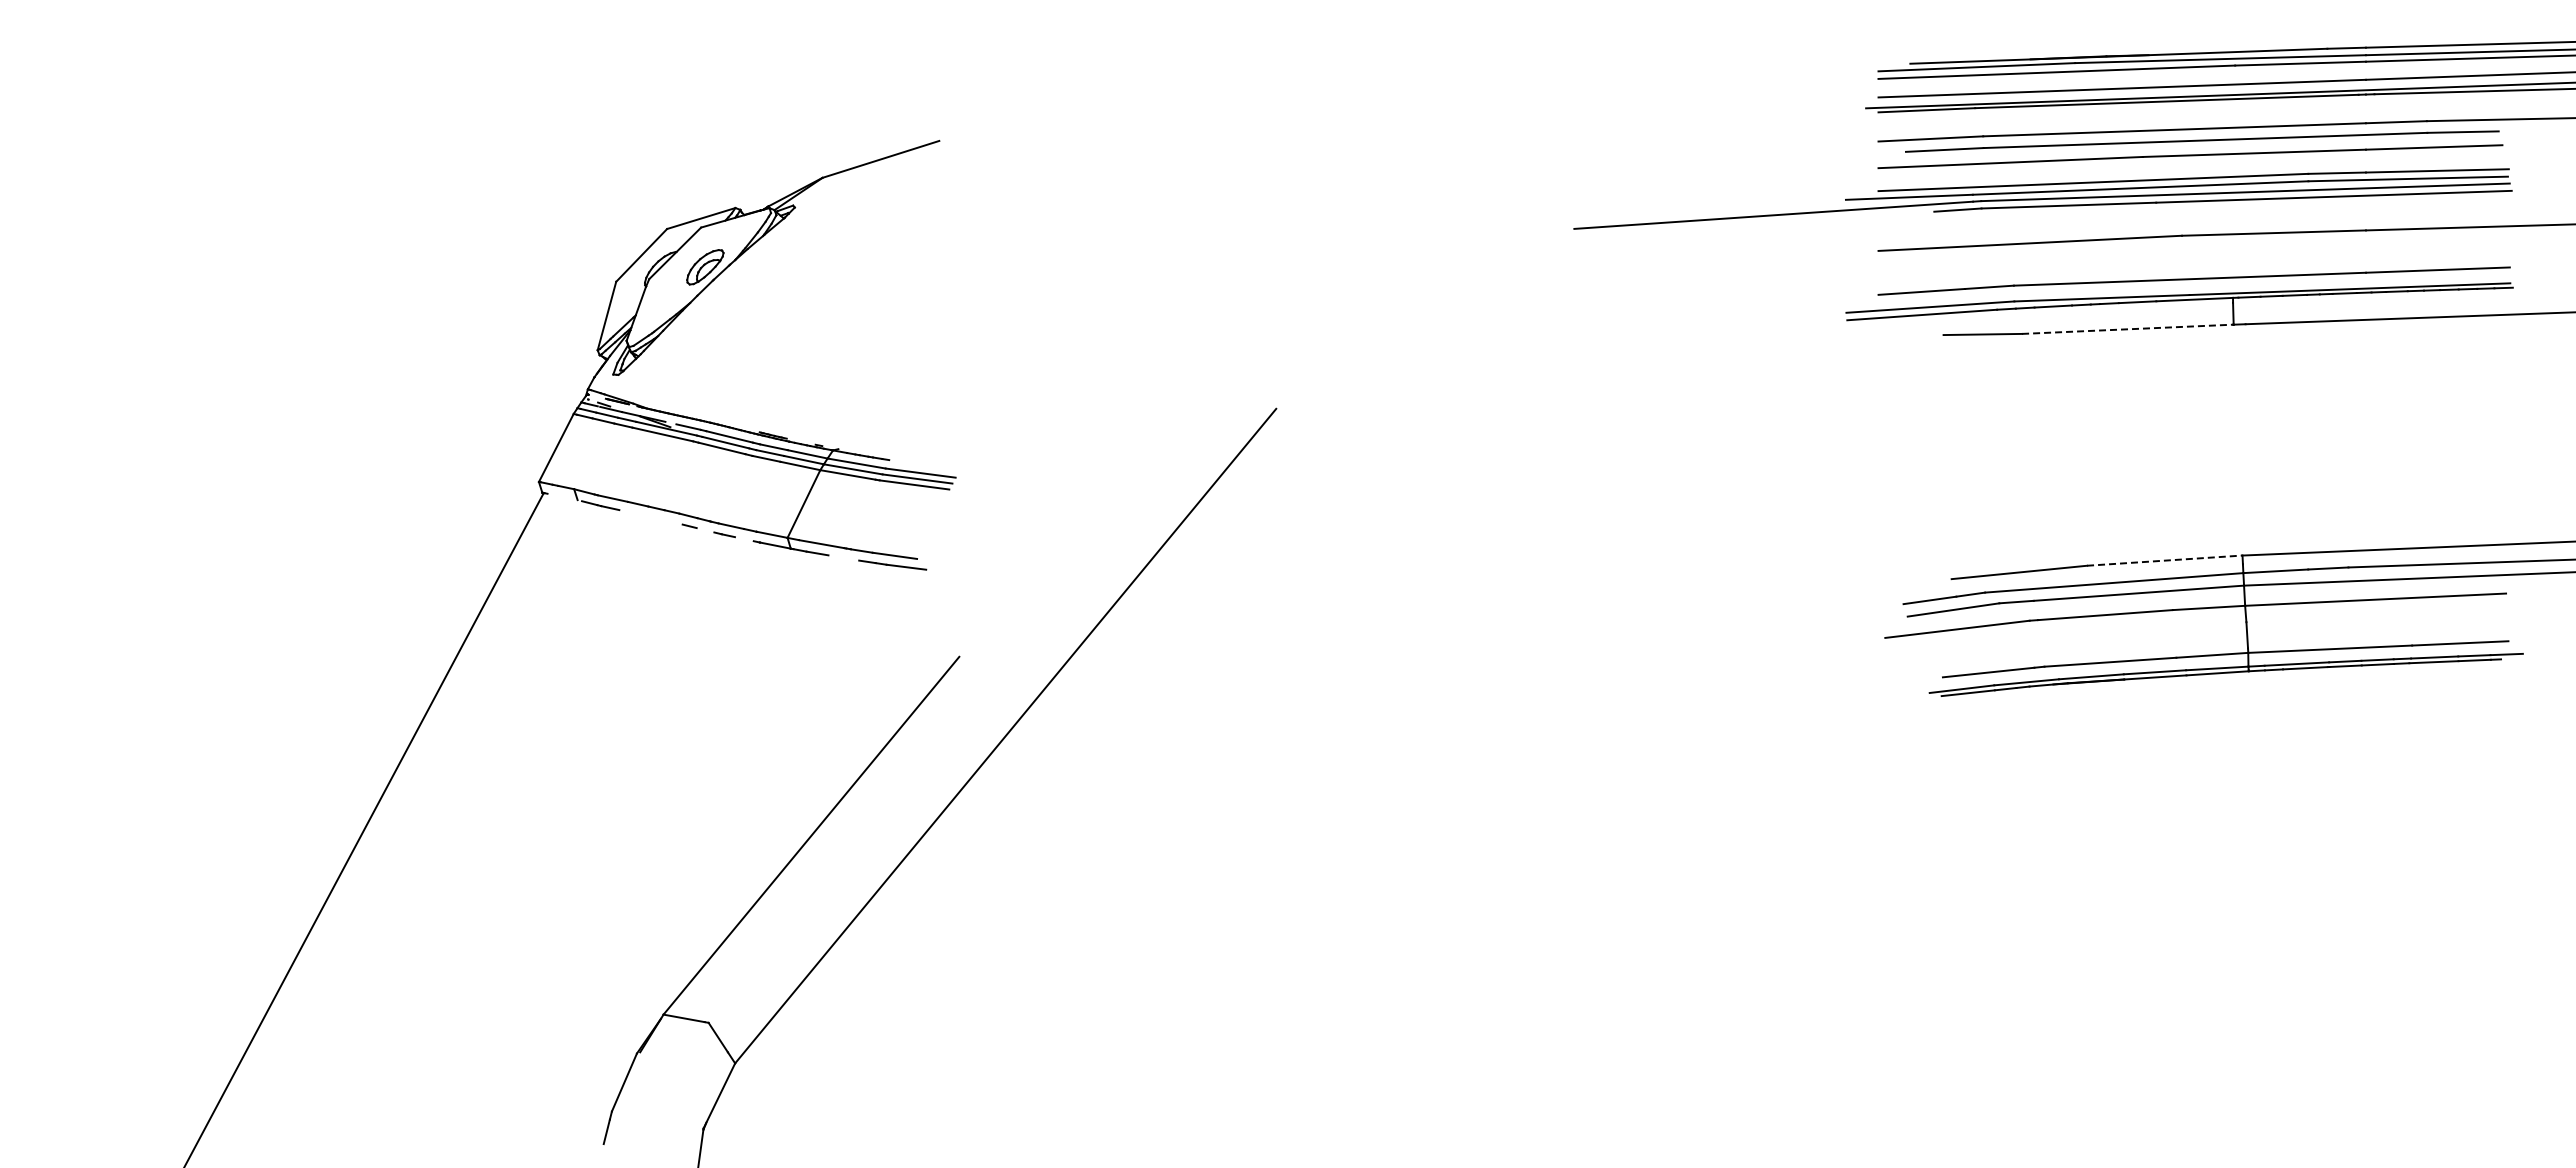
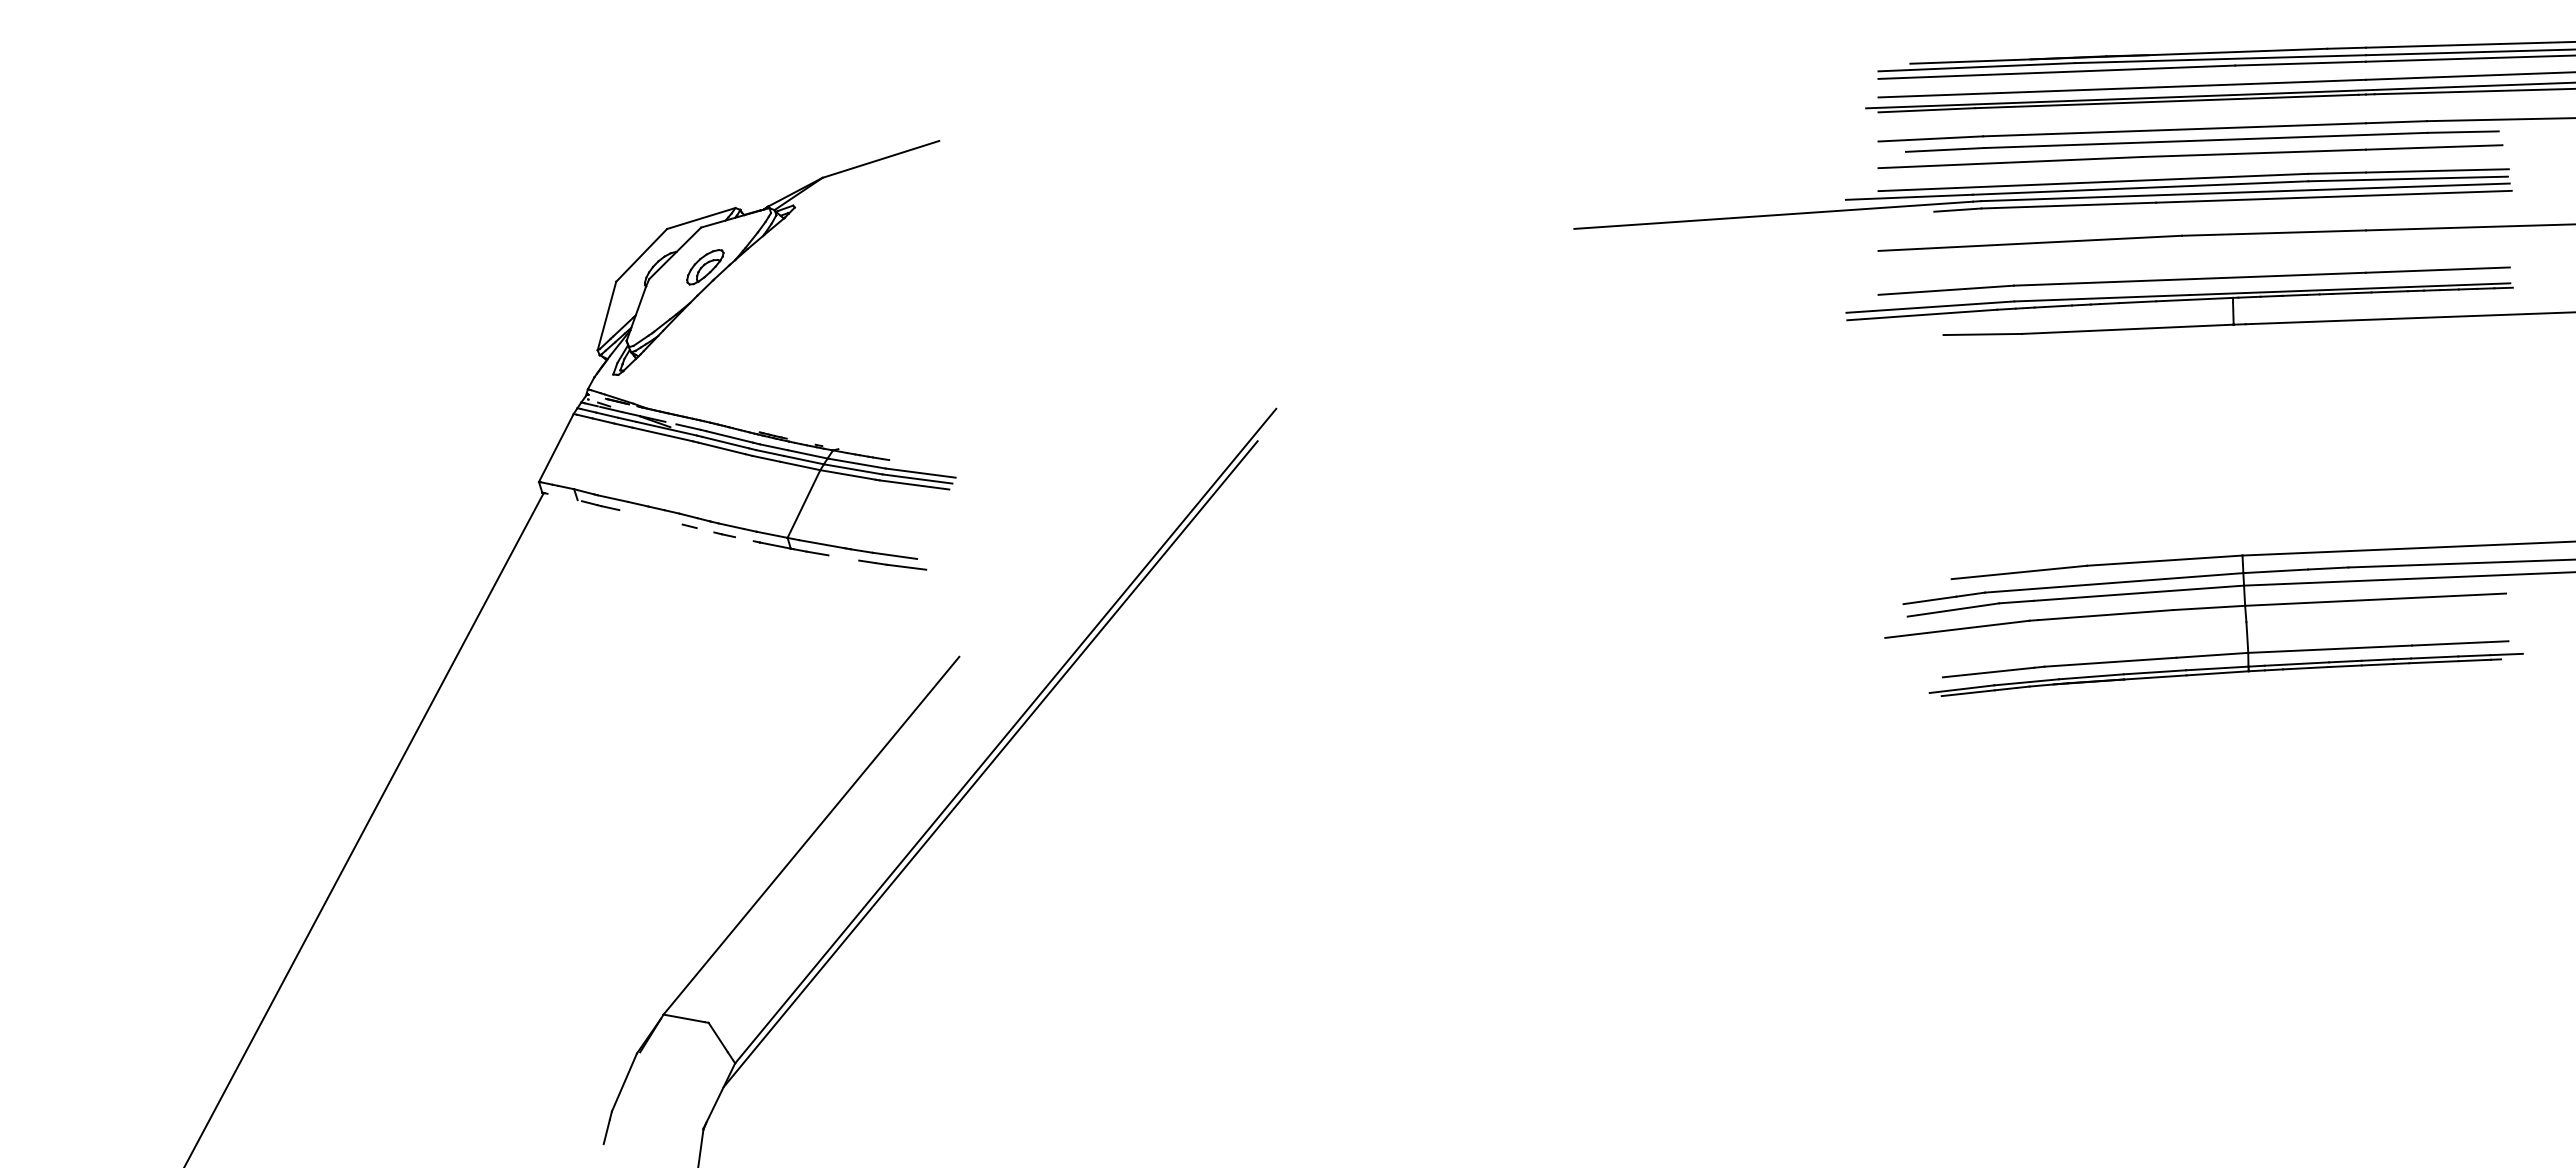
line: dashed -> solid (2127, 329)
line: dashed -> solid (2164, 560)
line: none -> present (990, 764)
